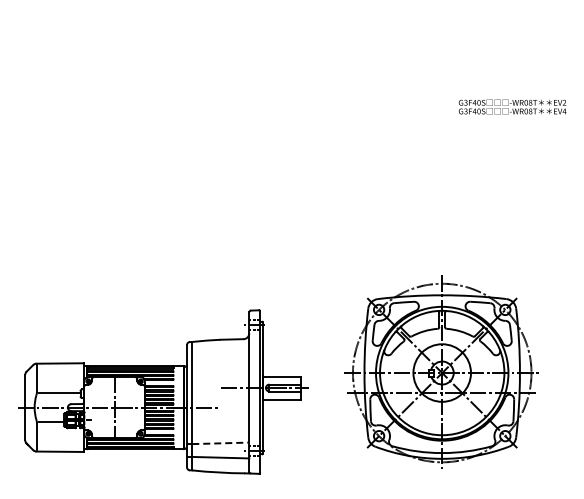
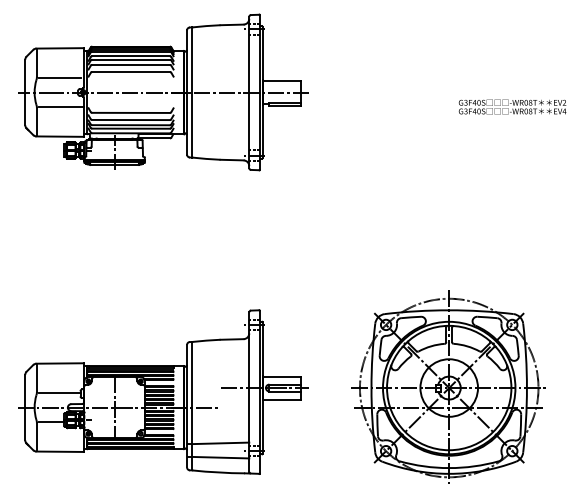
part: none -> present (163, 92)
part position: (441, 371) -> (448, 386) (448, 386)
line: dashed -> solid (220, 443)
